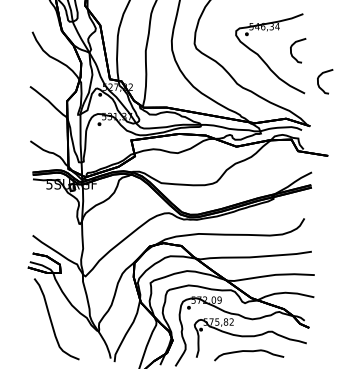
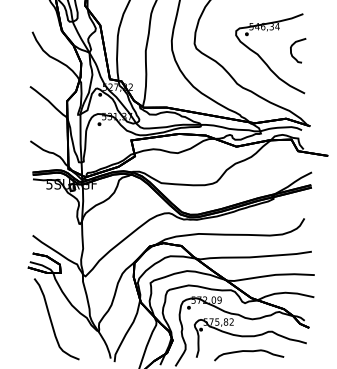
curve: present -> none (319, 84)
